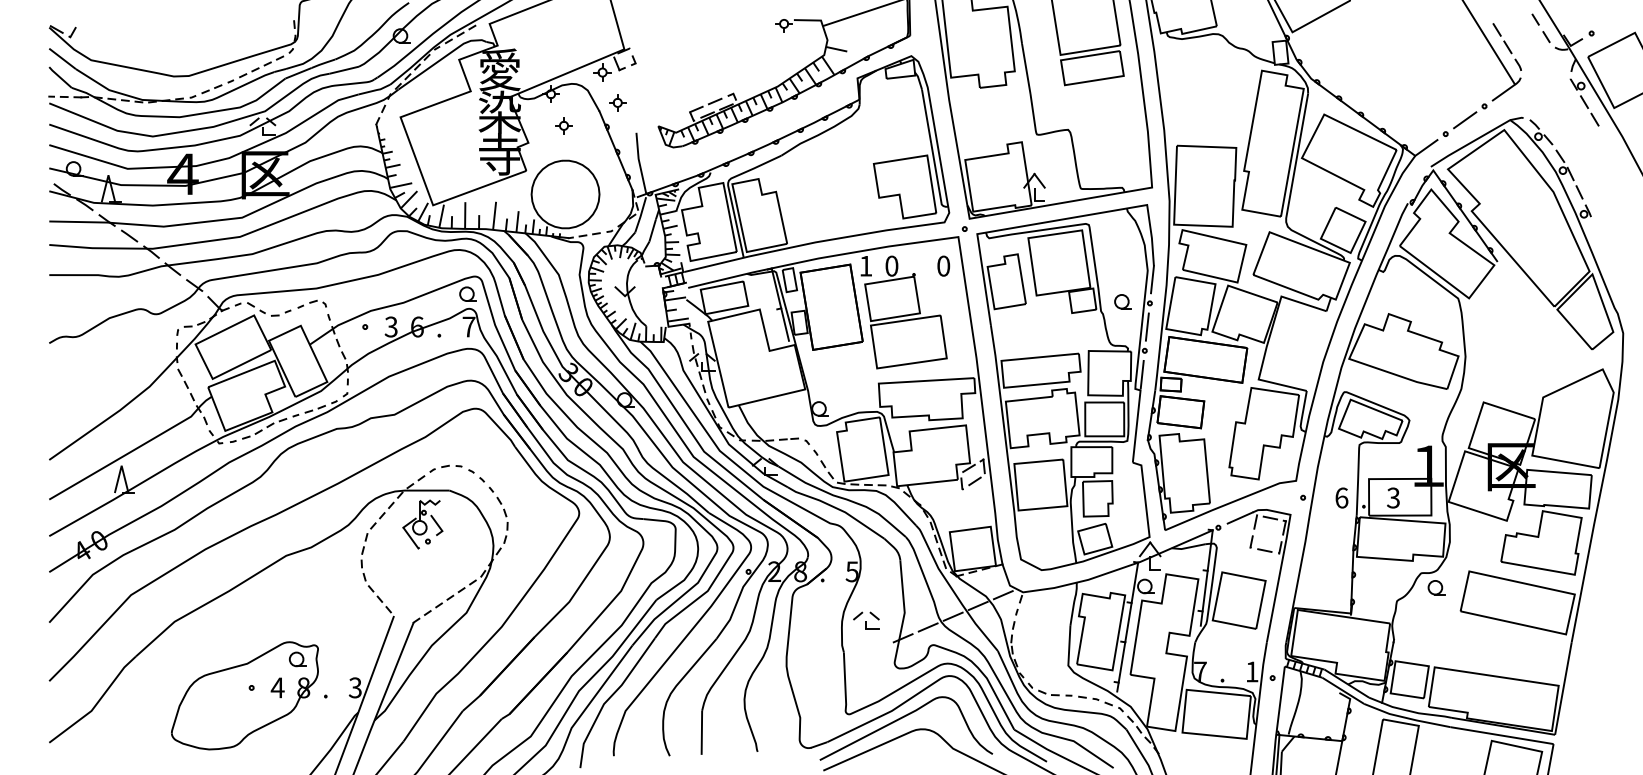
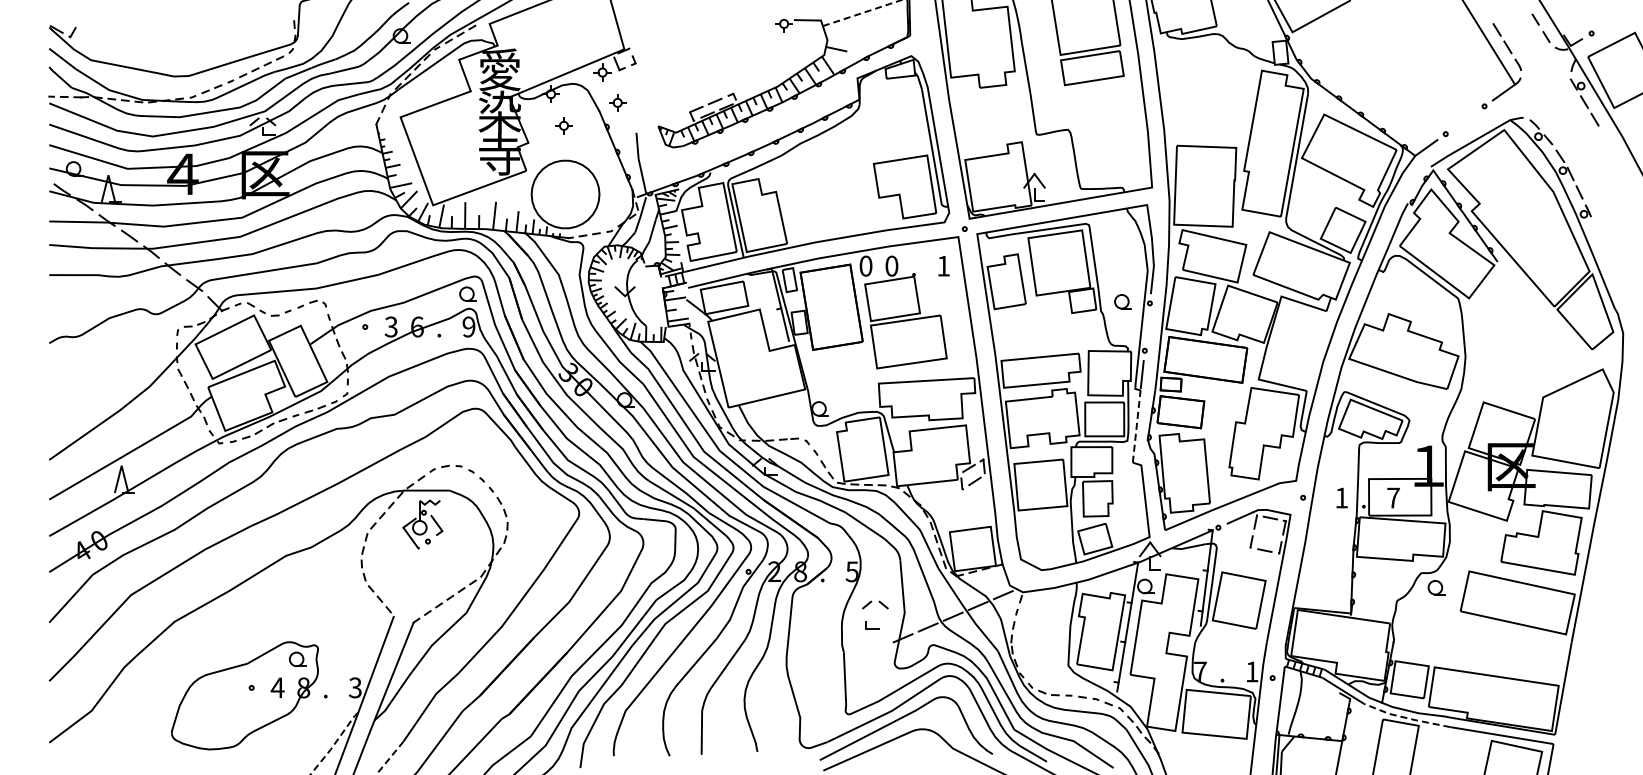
line: solid -> dashed (862, 13)
line: present -> none (1465, 120)
text: 1 -> 0 (865, 265)
text: 0 -> 1 (943, 265)
text: 7 -> 9 (468, 326)
line: present -> none (1146, 326)
line: solid -> dashed (1136, 426)
text: 6 -> 1 (1341, 497)
text: 3 -> 7 (1393, 497)
part position: (866, 615) -> (875, 604) (875, 604)
line: solid -> dashed (1406, 717)
line: solid -> dashed (334, 744)
line: solid -> dashed (389, 758)
